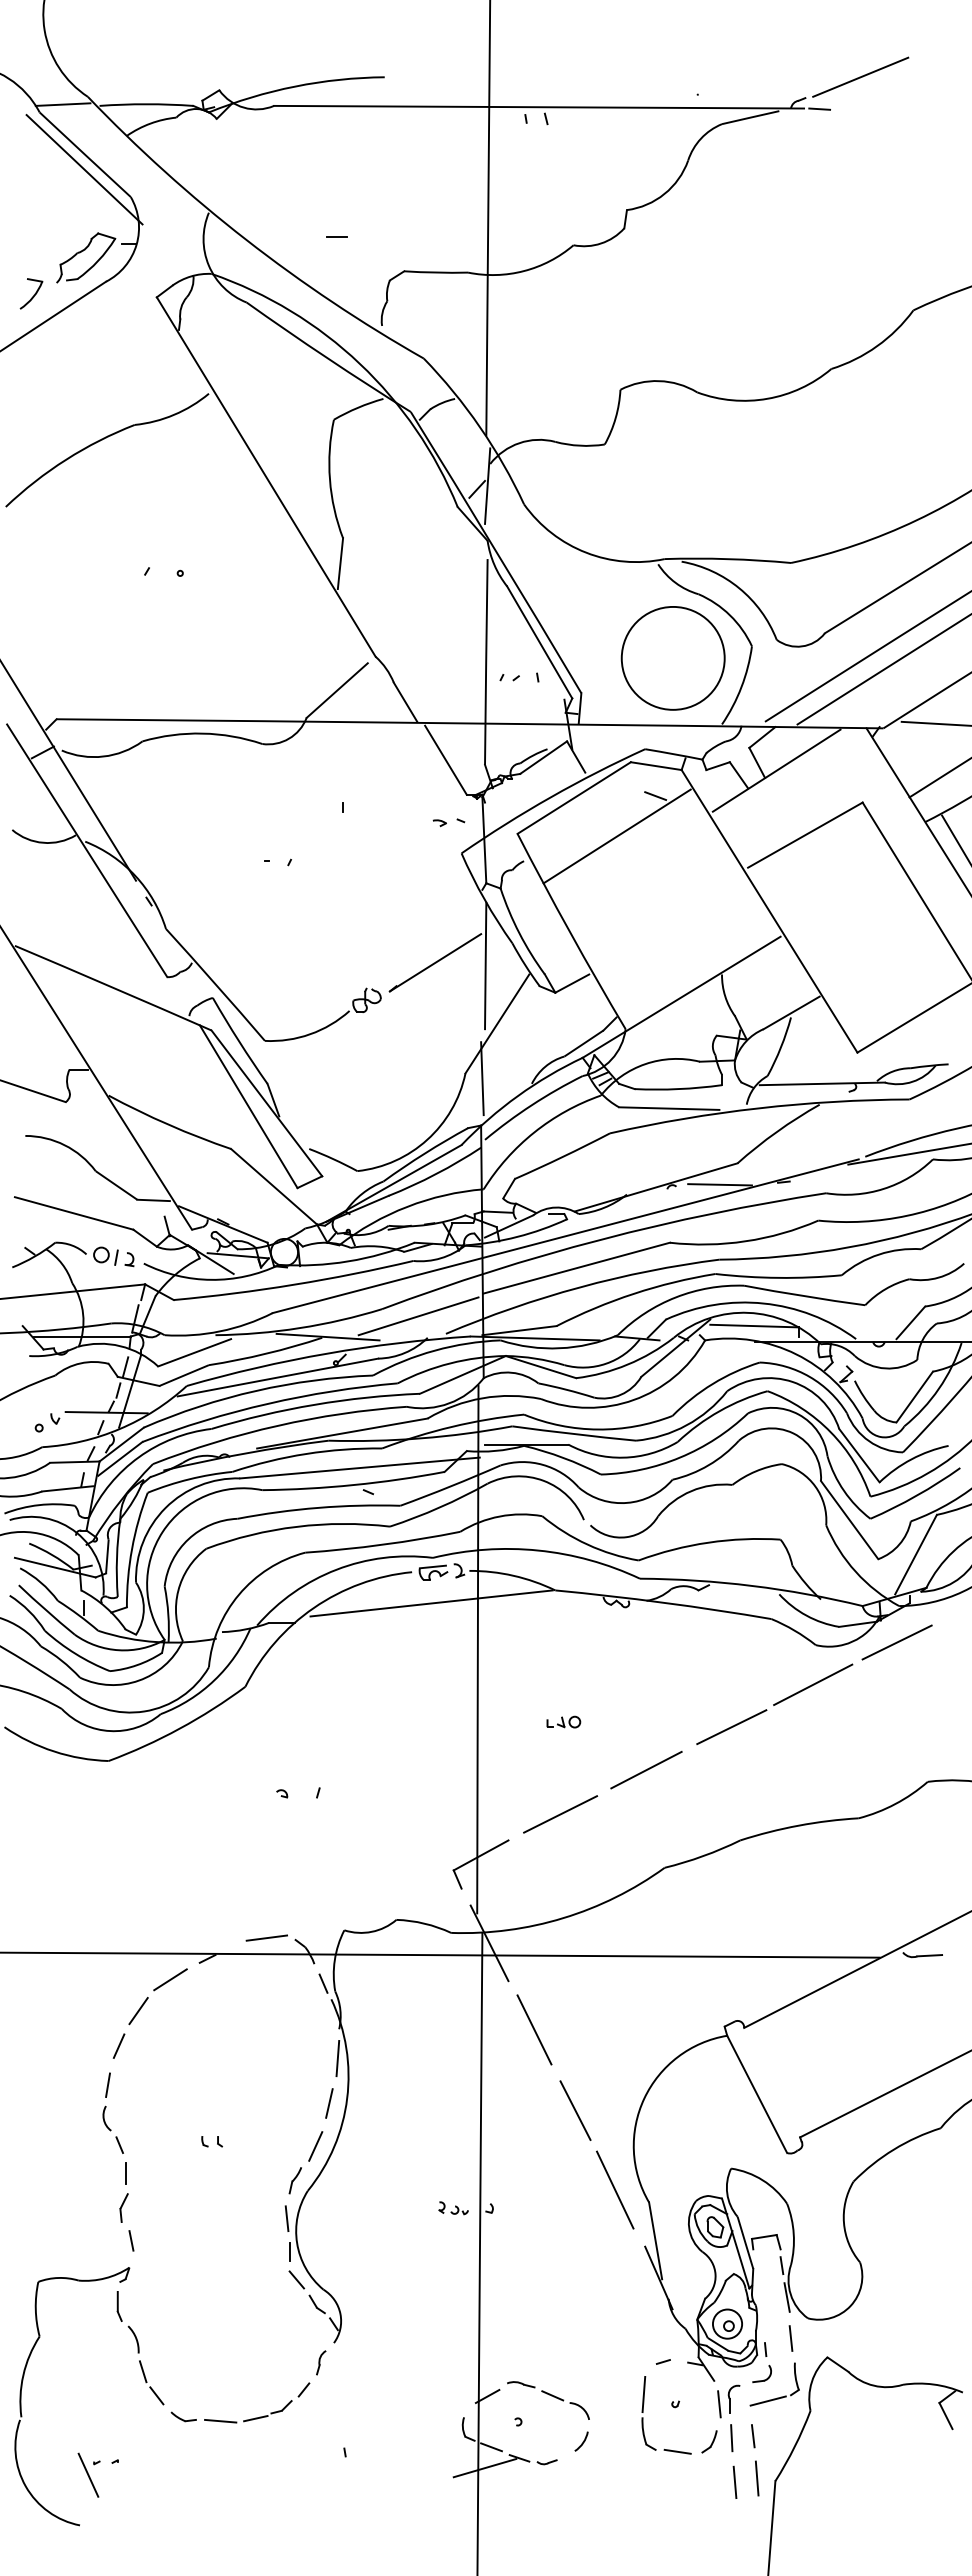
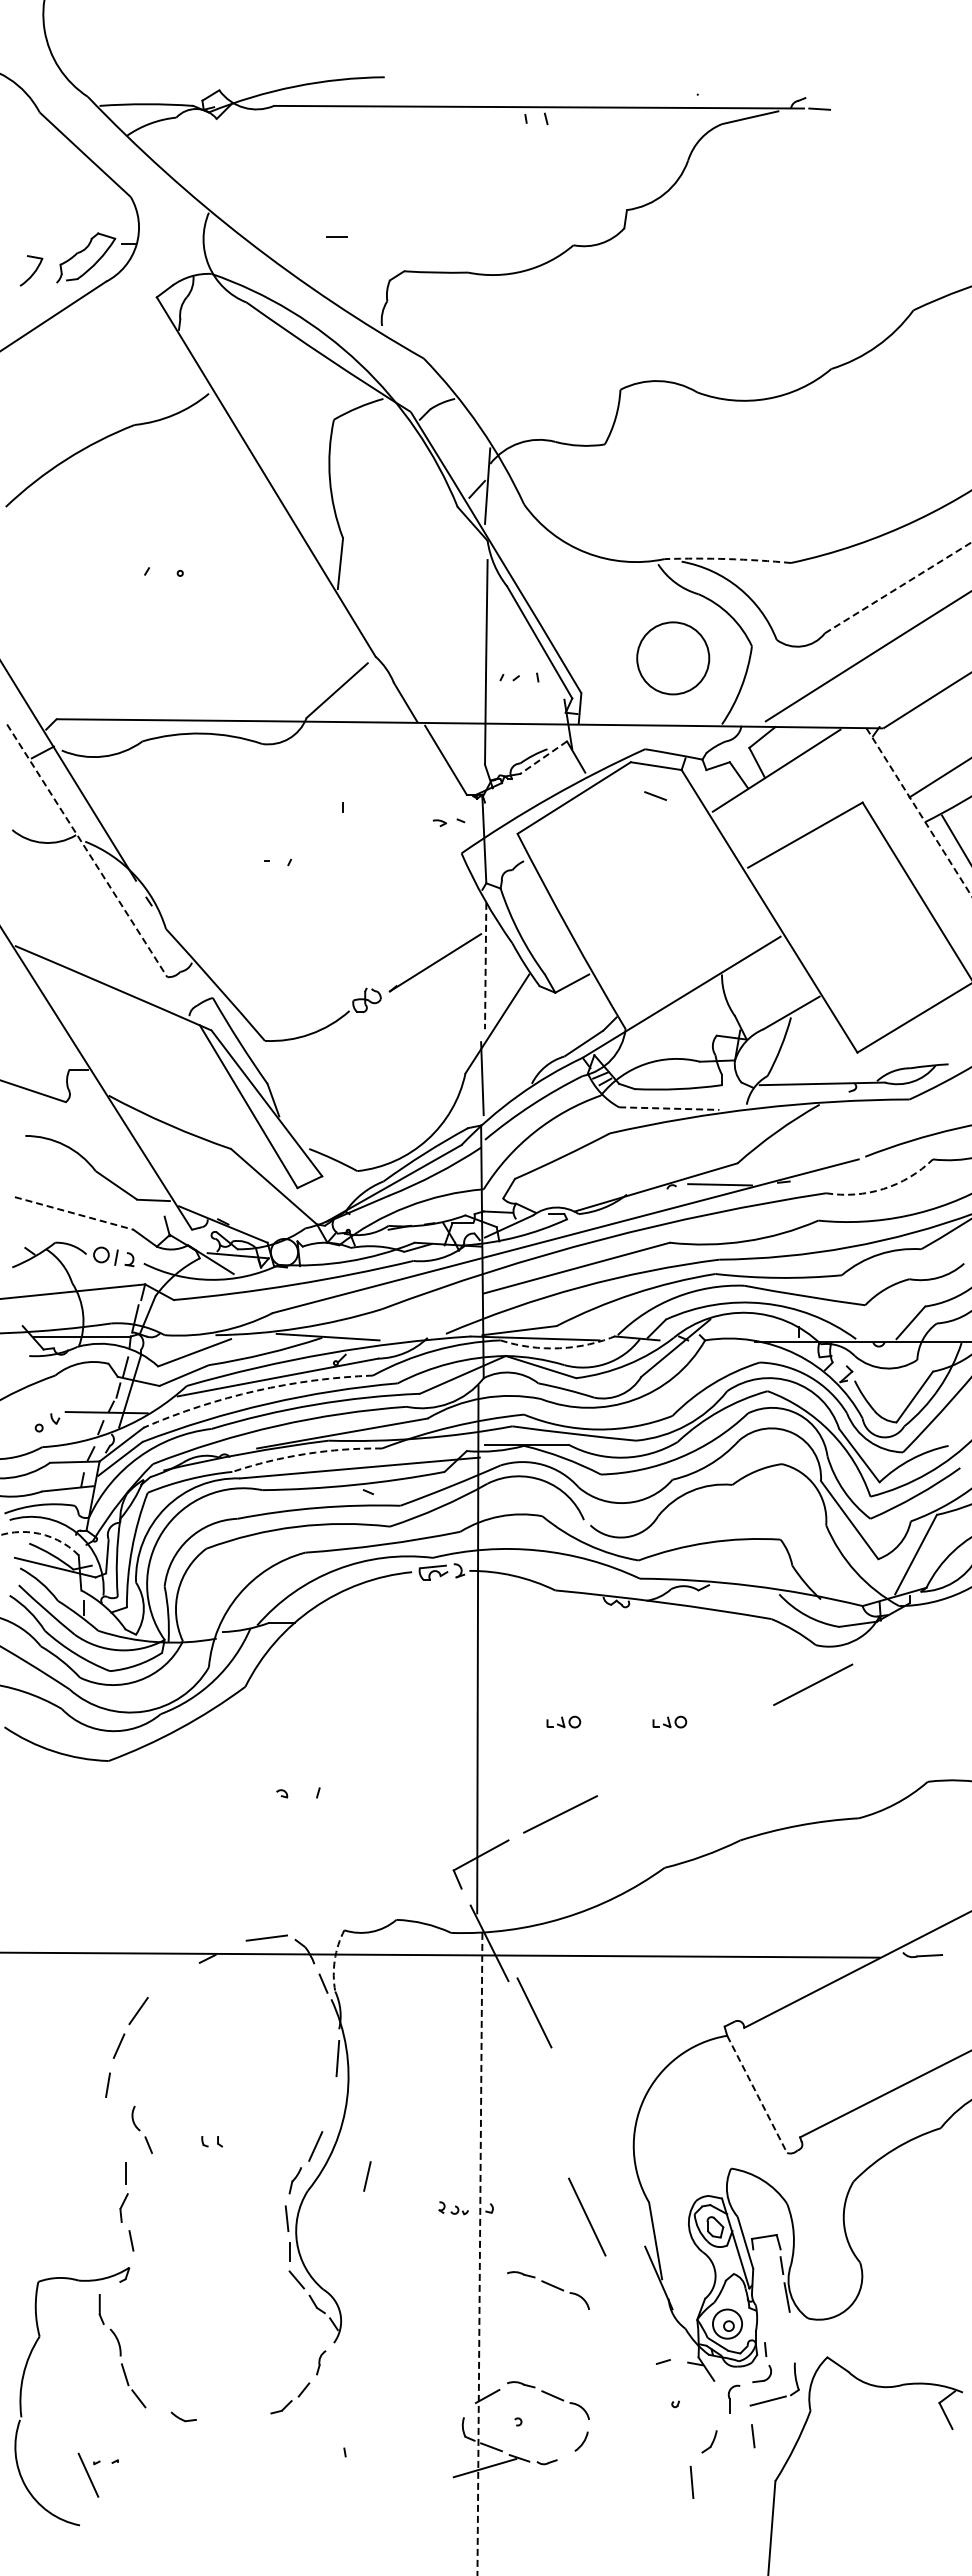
line: present -> none (860, 76)
line: present -> none (62, 104)
line: present -> none (84, 169)
line: present -> none (488, 218)
part position: (31, 293) -> (31, 270) (31, 270)
arc: solid -> dashed (727, 559)
line: solid -> dashed (898, 587)
circle diameter: 103 px -> 72 px (673, 658)
line: present -> none (882, 670)
line: present -> none (934, 723)
line: solid -> dashed (543, 757)
line: solid -> dashed (919, 812)
line: present -> none (616, 836)
line: solid -> dashed (87, 850)
line: solid -> dashed (485, 966)
line: solid -> dashed (669, 1108)
line: present -> none (908, 1154)
arc: solid -> dashed (883, 1188)
line: solid -> dashed (74, 1213)
line: present -> none (418, 1316)
line: present -> none (754, 1325)
arc: solid -> dashed (559, 1348)
arc: solid -> dashed (256, 1390)
arc: solid -> dashed (306, 1453)
arc: solid -> dashed (41, 1534)
line: present -> none (431, 1603)
line: present -> none (896, 1642)
part: none -> present (669, 1721)
line: present -> none (731, 1727)
line: present -> none (646, 1769)
arc: solid -> dashed (334, 1960)
line: present -> none (170, 1979)
line position: (534, 2029) -> (534, 2012) (534, 2012)
line: solid -> dashed (757, 2094)
line position: (329, 2103) -> (367, 2176) (367, 2176)
line: present -> none (575, 2110)
part position: (112, 2129) -> (141, 2129) (141, 2129)
line position: (615, 2189) -> (587, 2216) (587, 2216)
line: solid -> dashed (479, 2254)
part: none -> present (548, 2290)
line: present -> none (790, 2338)
part position: (140, 2348) -> (122, 2351) (122, 2351)
line: present -> none (719, 2404)
part: present -> none (643, 2417)
line: present -> none (255, 2418)
line: present -> none (220, 2420)
line: present -> none (731, 2438)
line: present -> none (757, 2478)
line position: (734, 2481) -> (691, 2481) (691, 2481)
